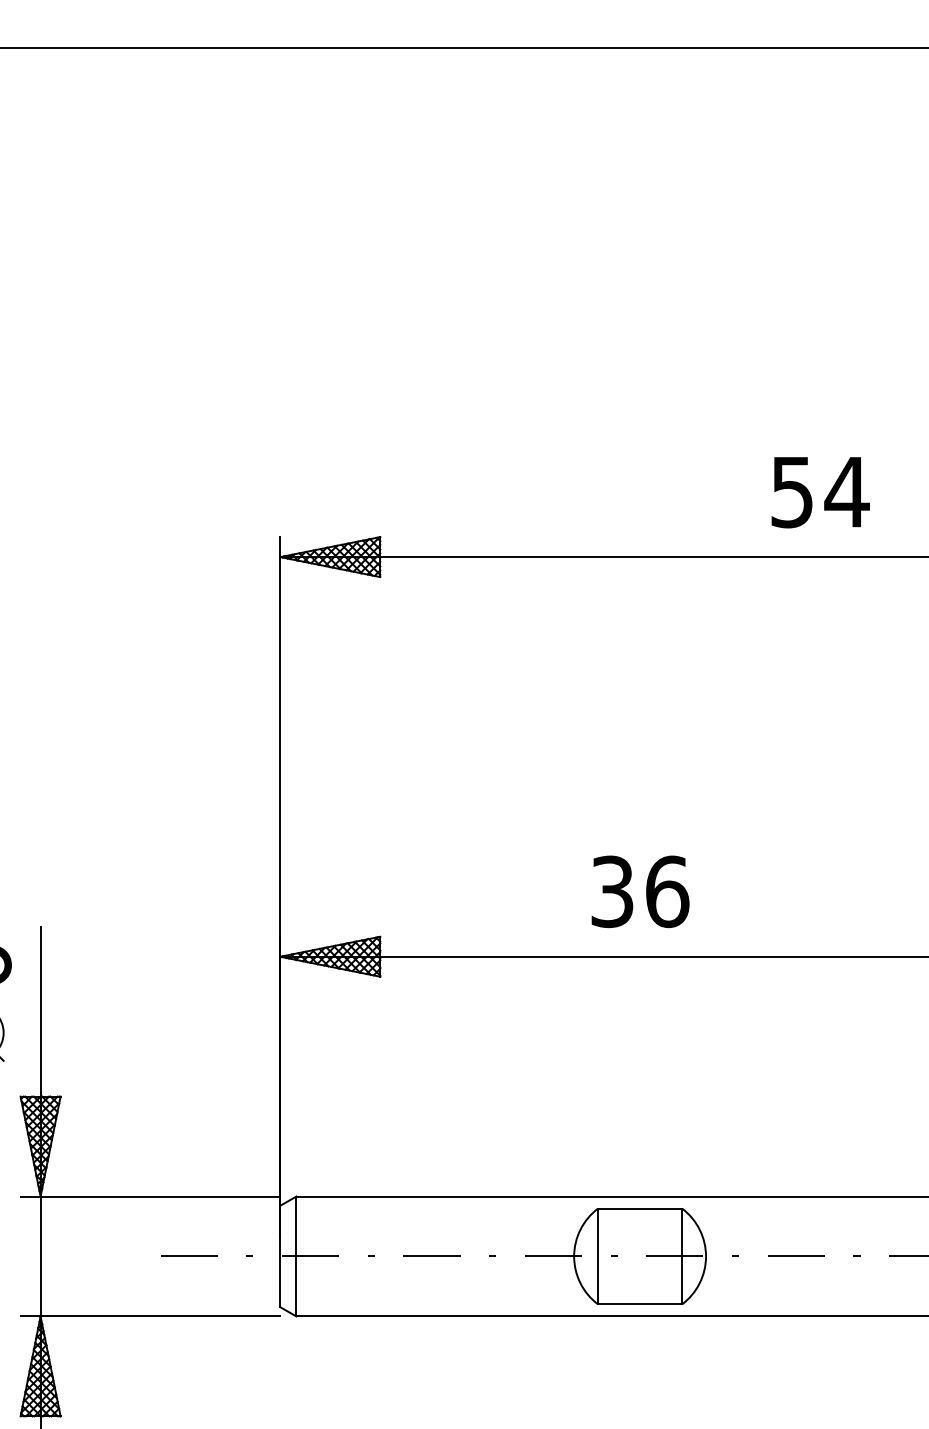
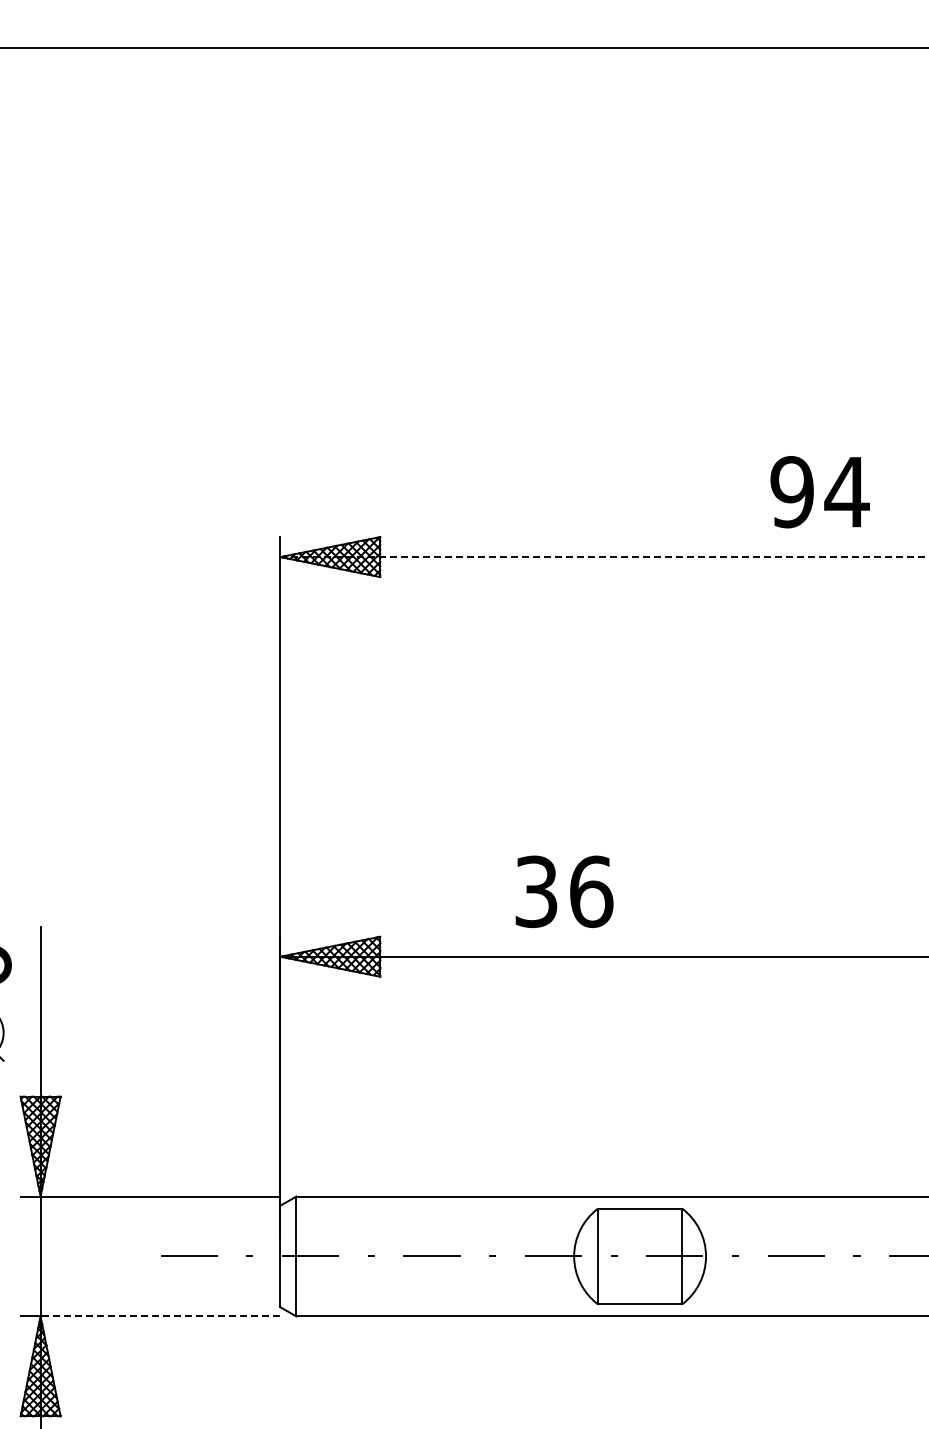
text: 54 -> 94 (791, 492)
line: solid -> dashed (605, 557)
text position: (640, 891) -> (564, 891) (564, 891)
line: solid -> dashed (160, 1316)
